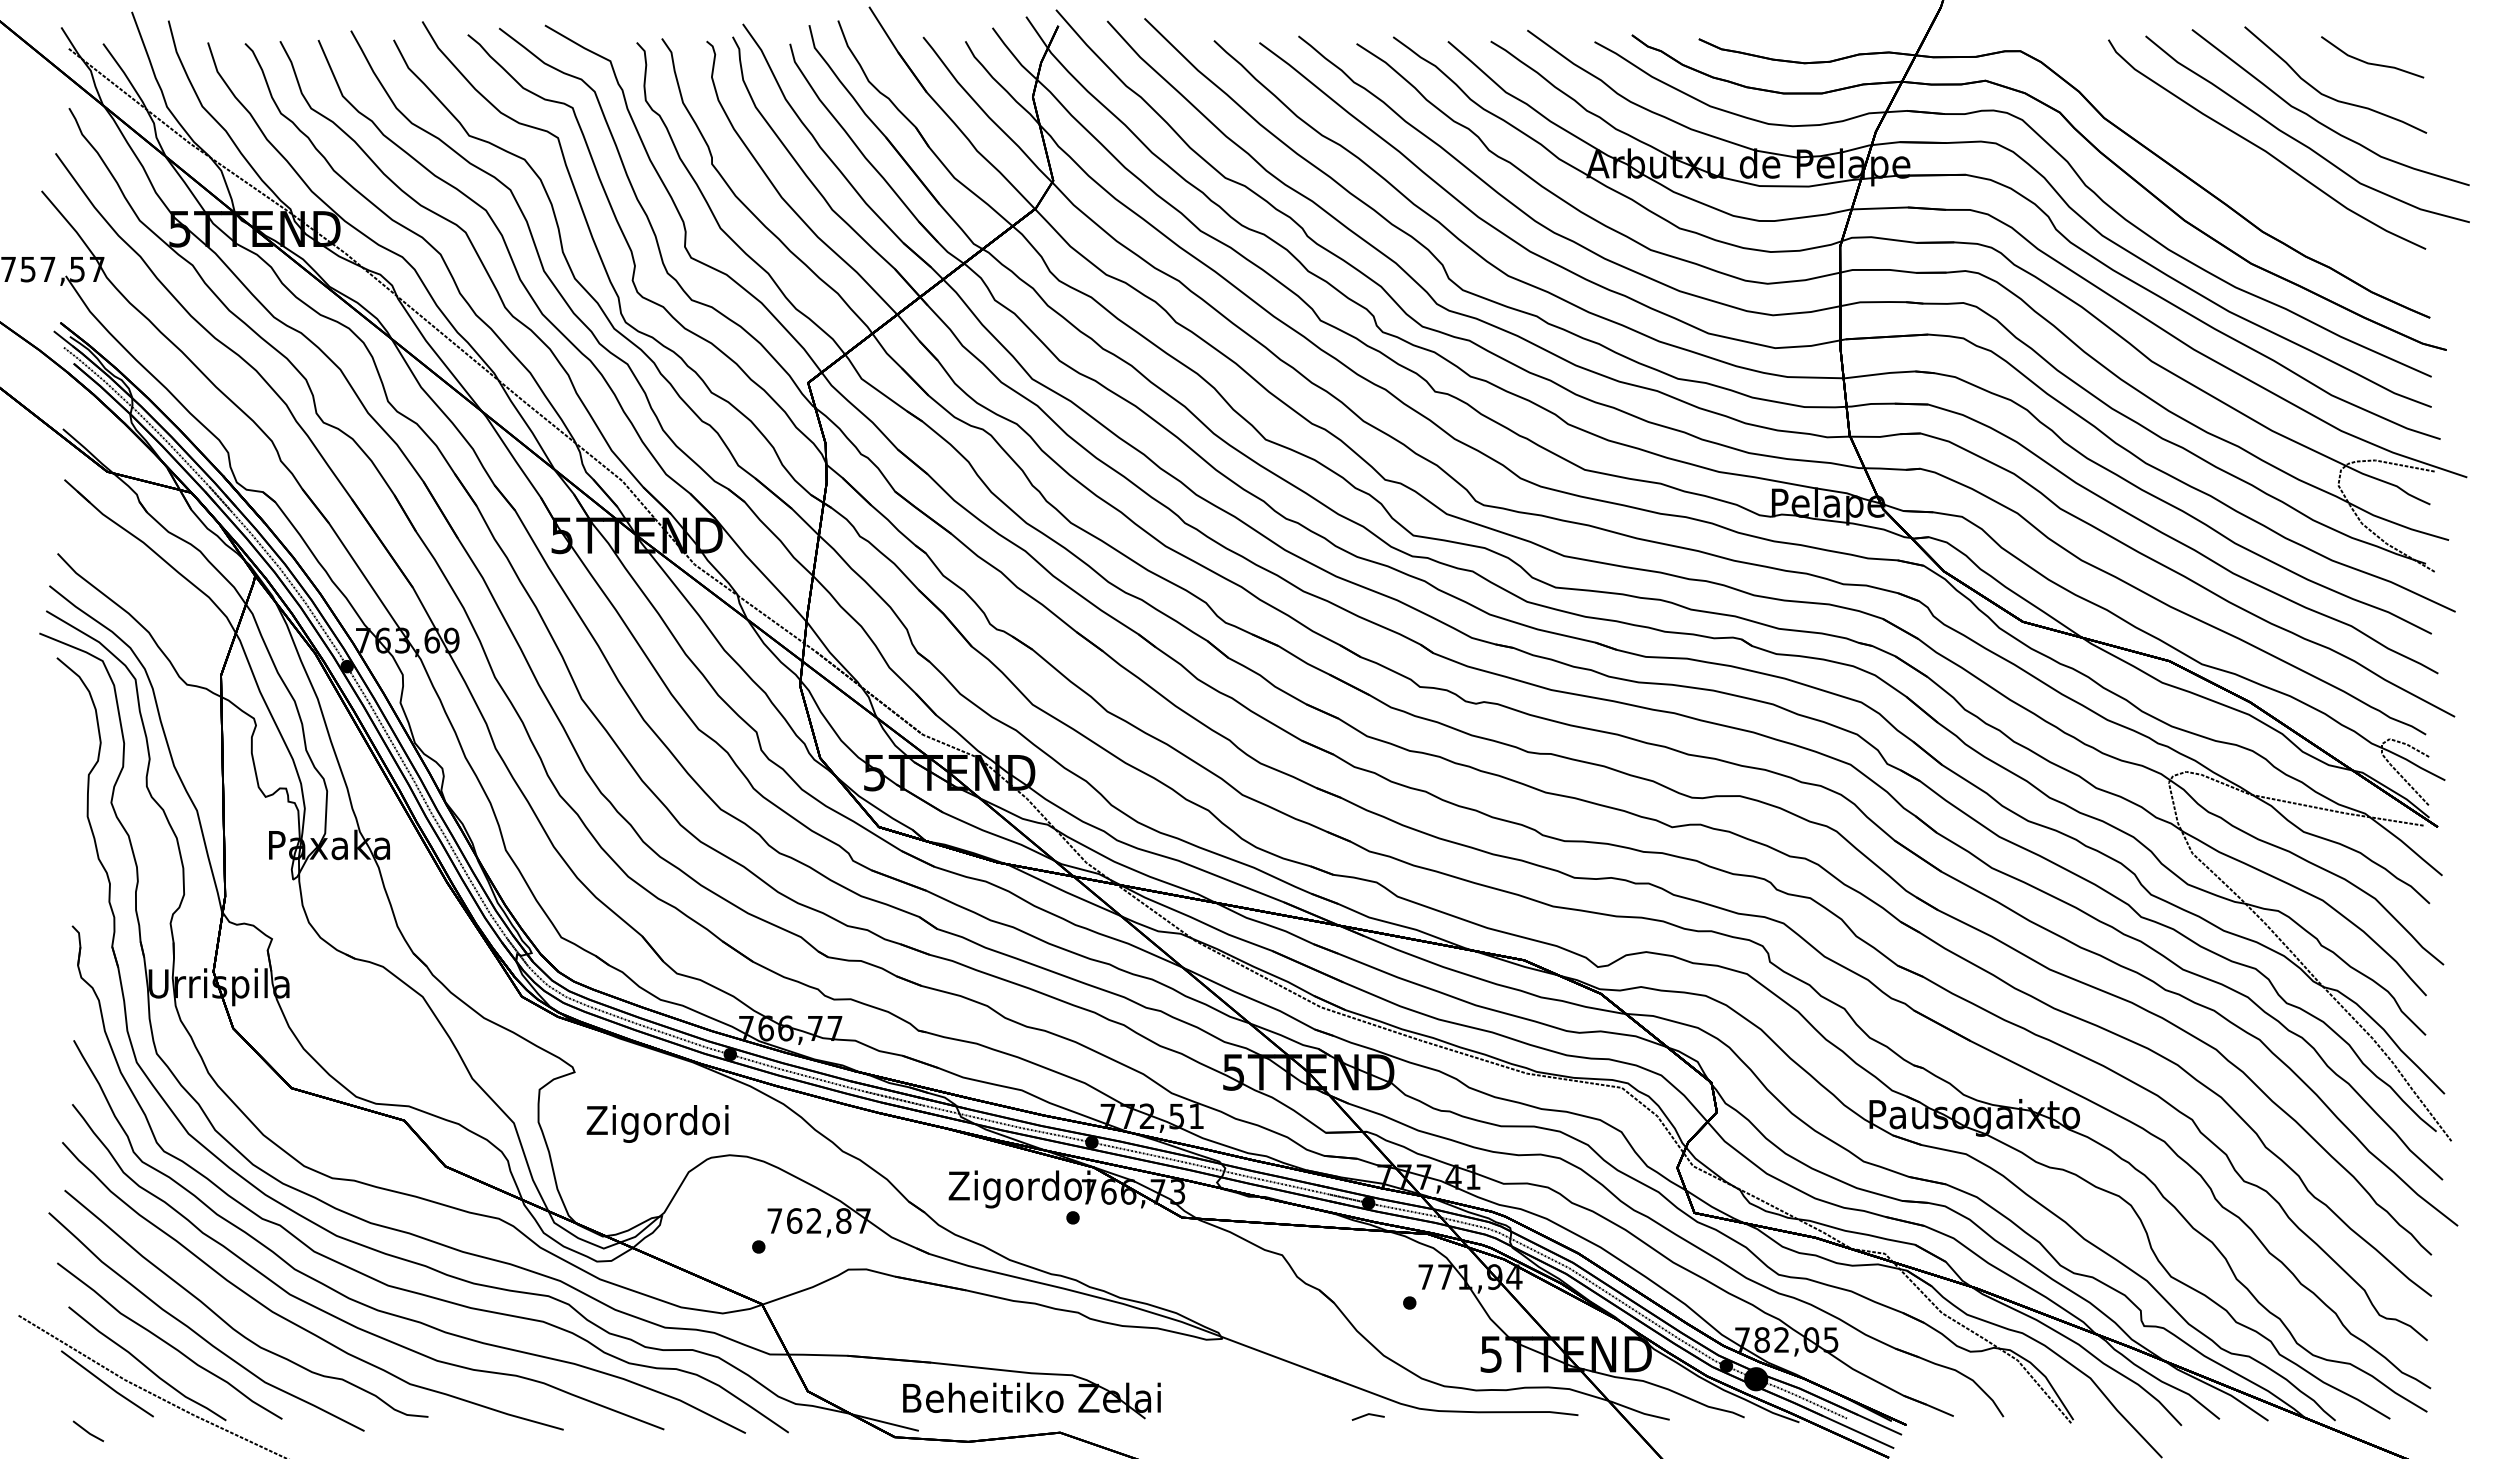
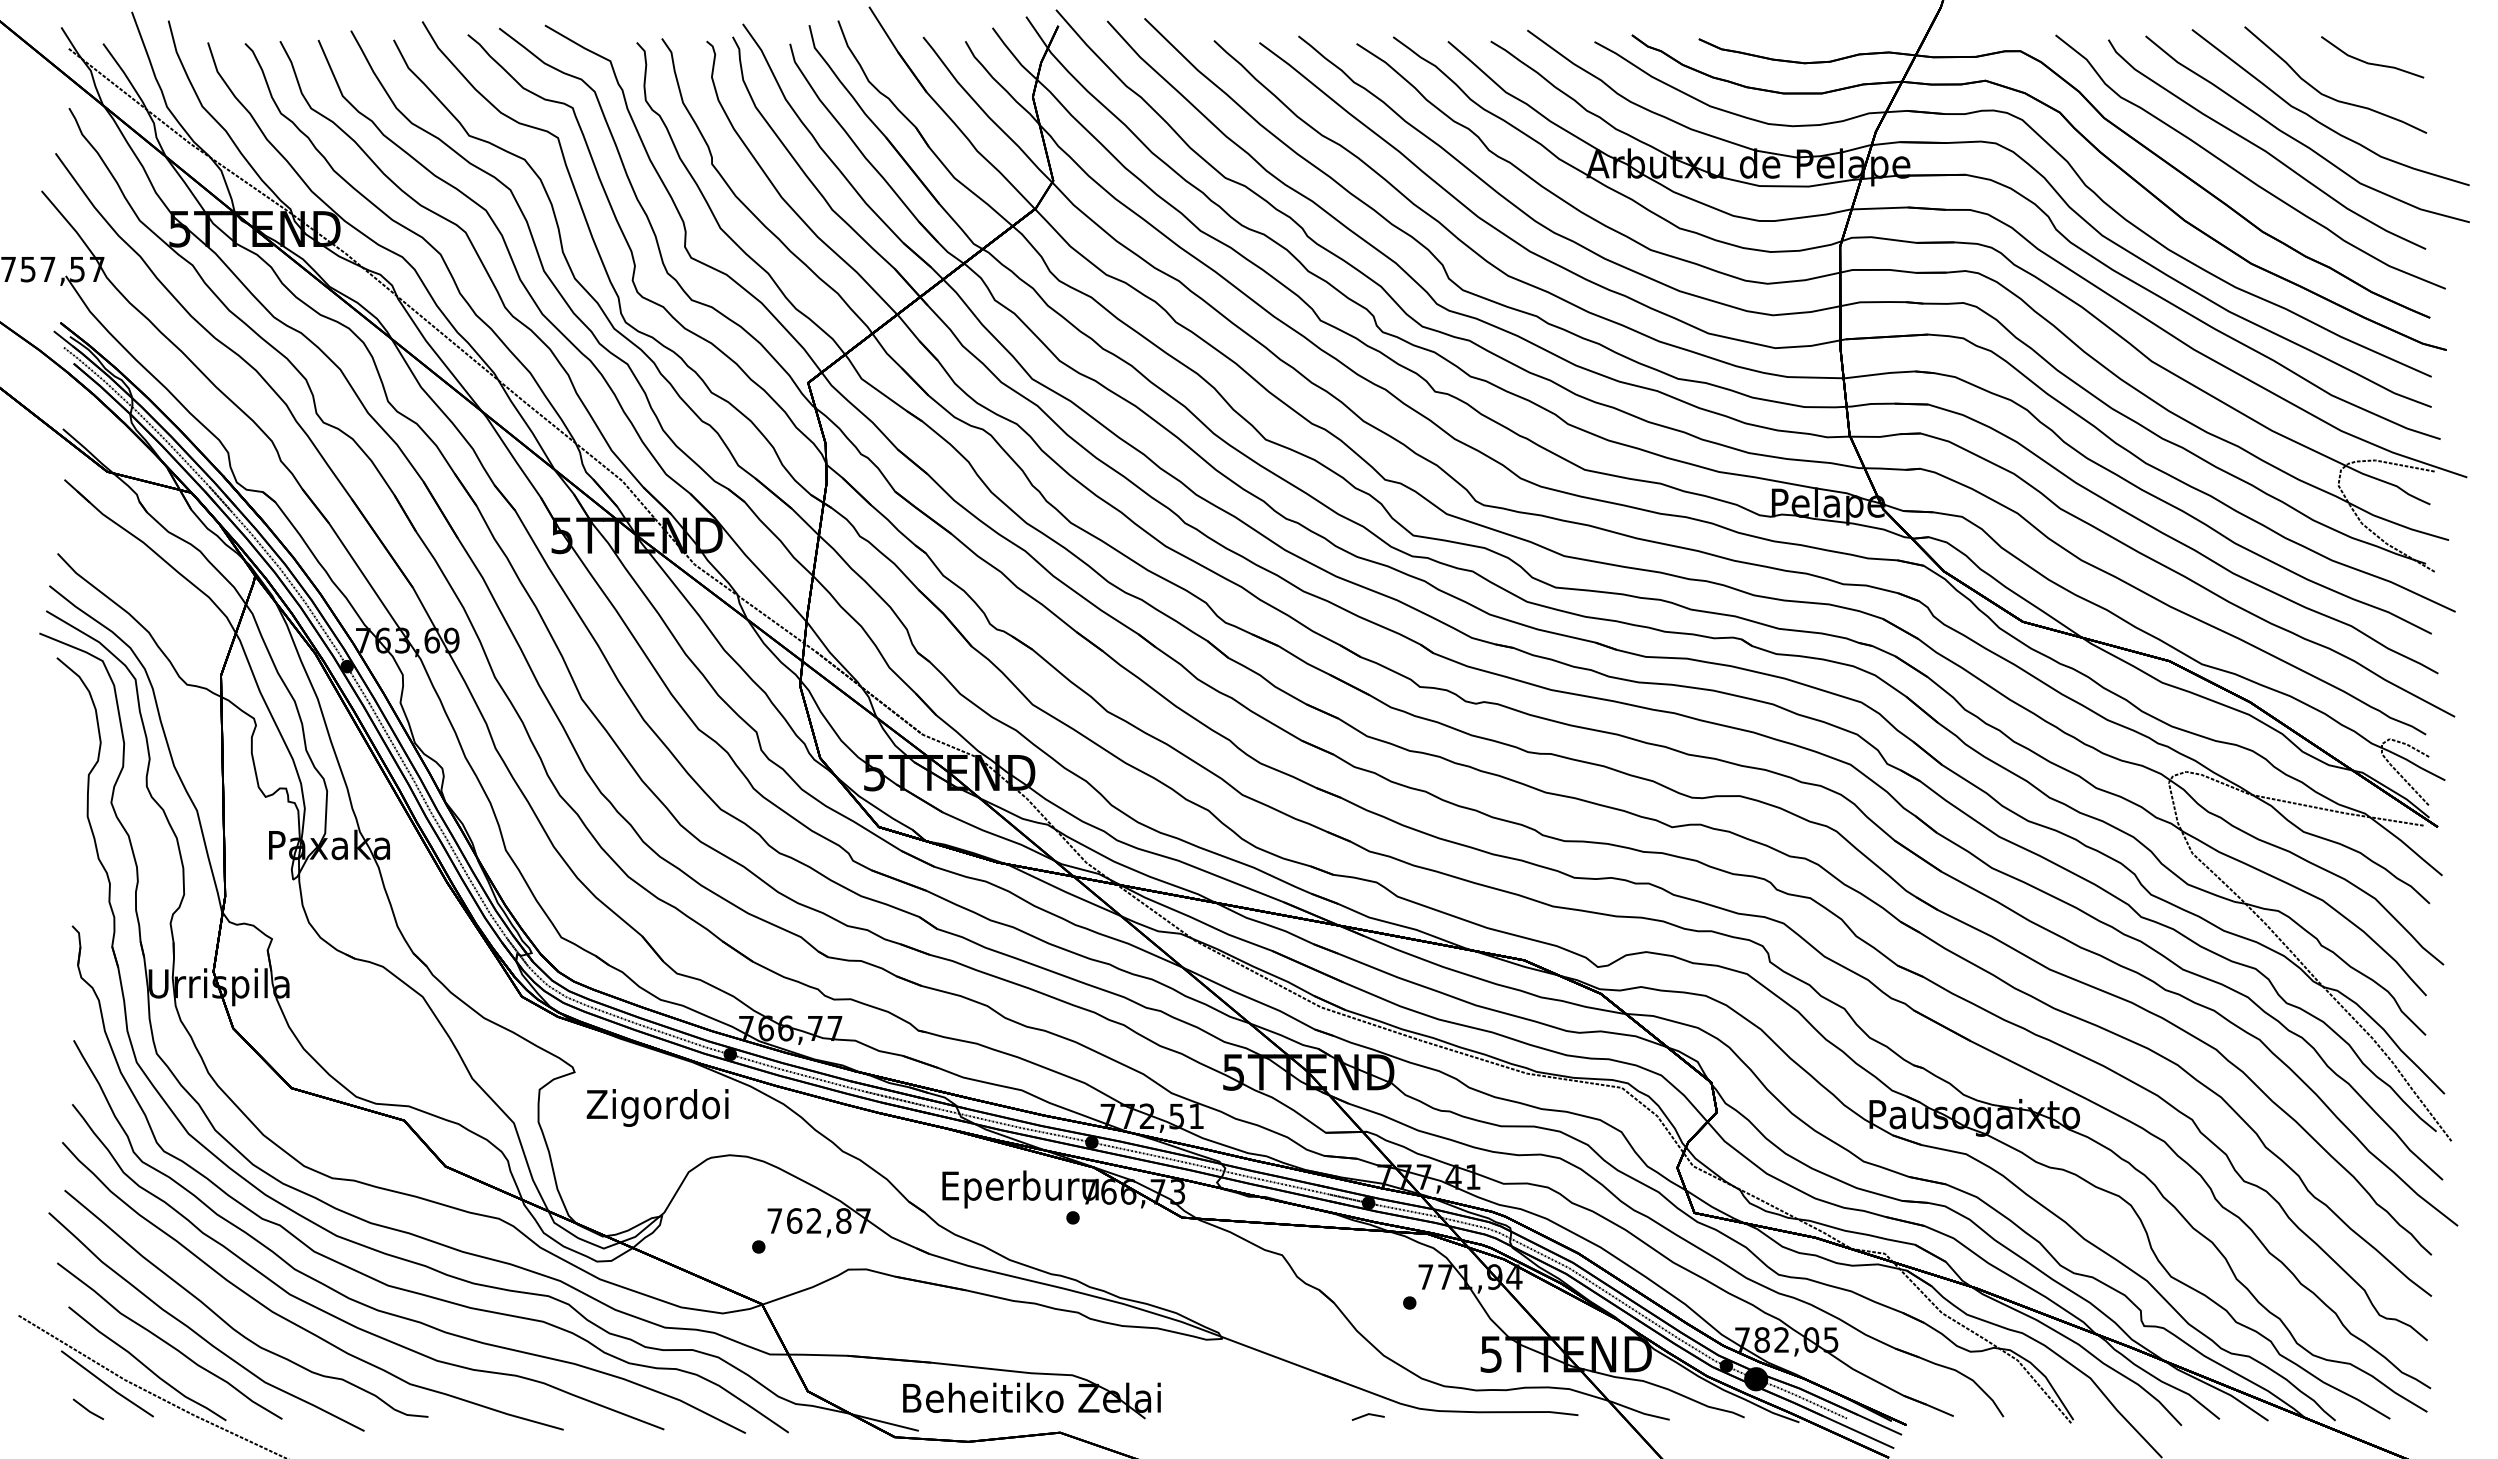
part: none -> present (2242, 173)
text position: (657, 1123) -> (657, 1107) (657, 1107)
text: Zigordoi -> Eperburu (1020, 1189)
part position: (88, 1431) -> (88, 1409) (88, 1409)
